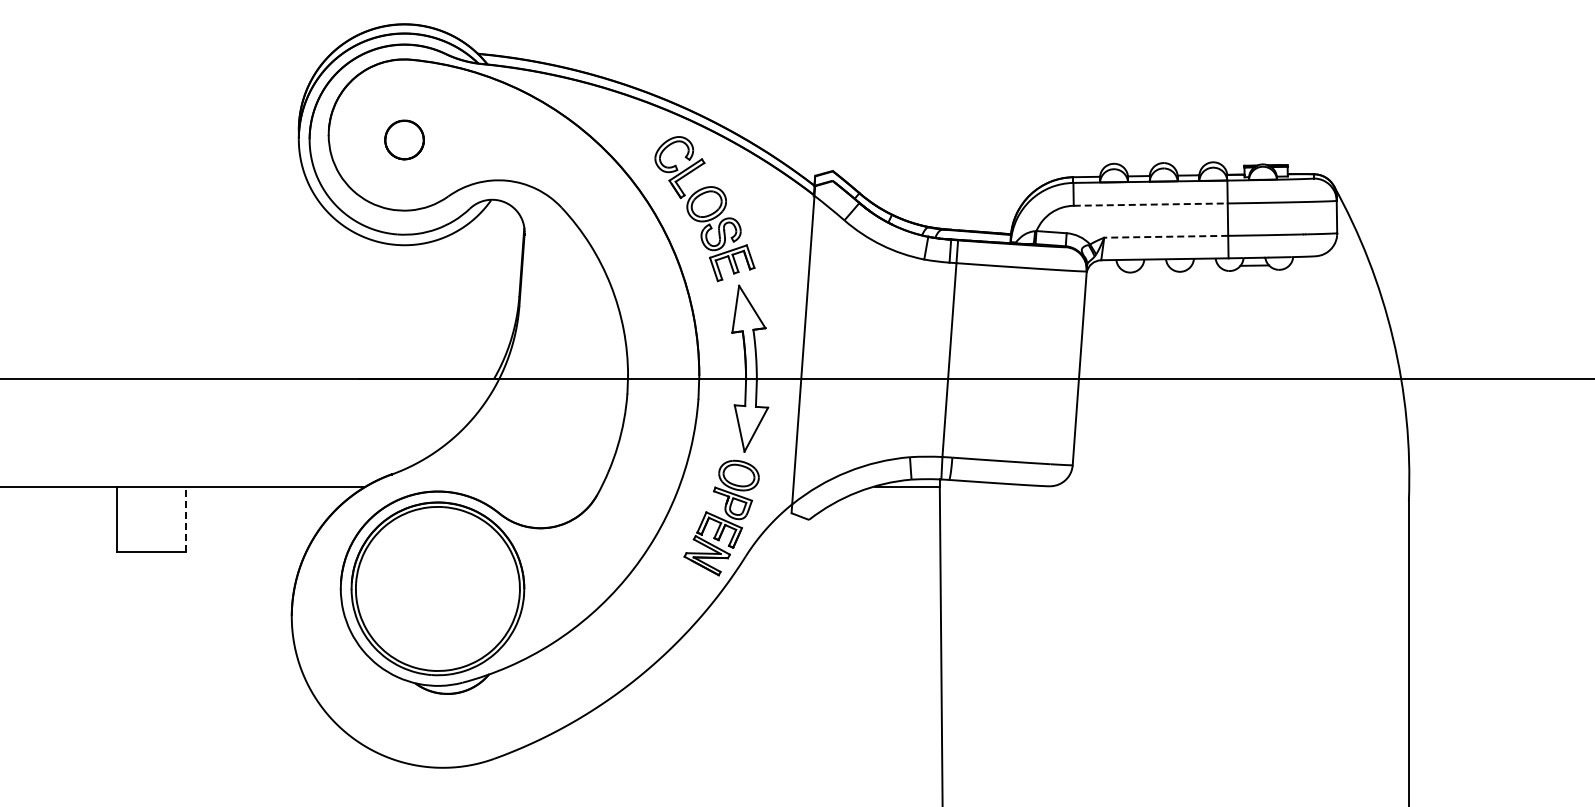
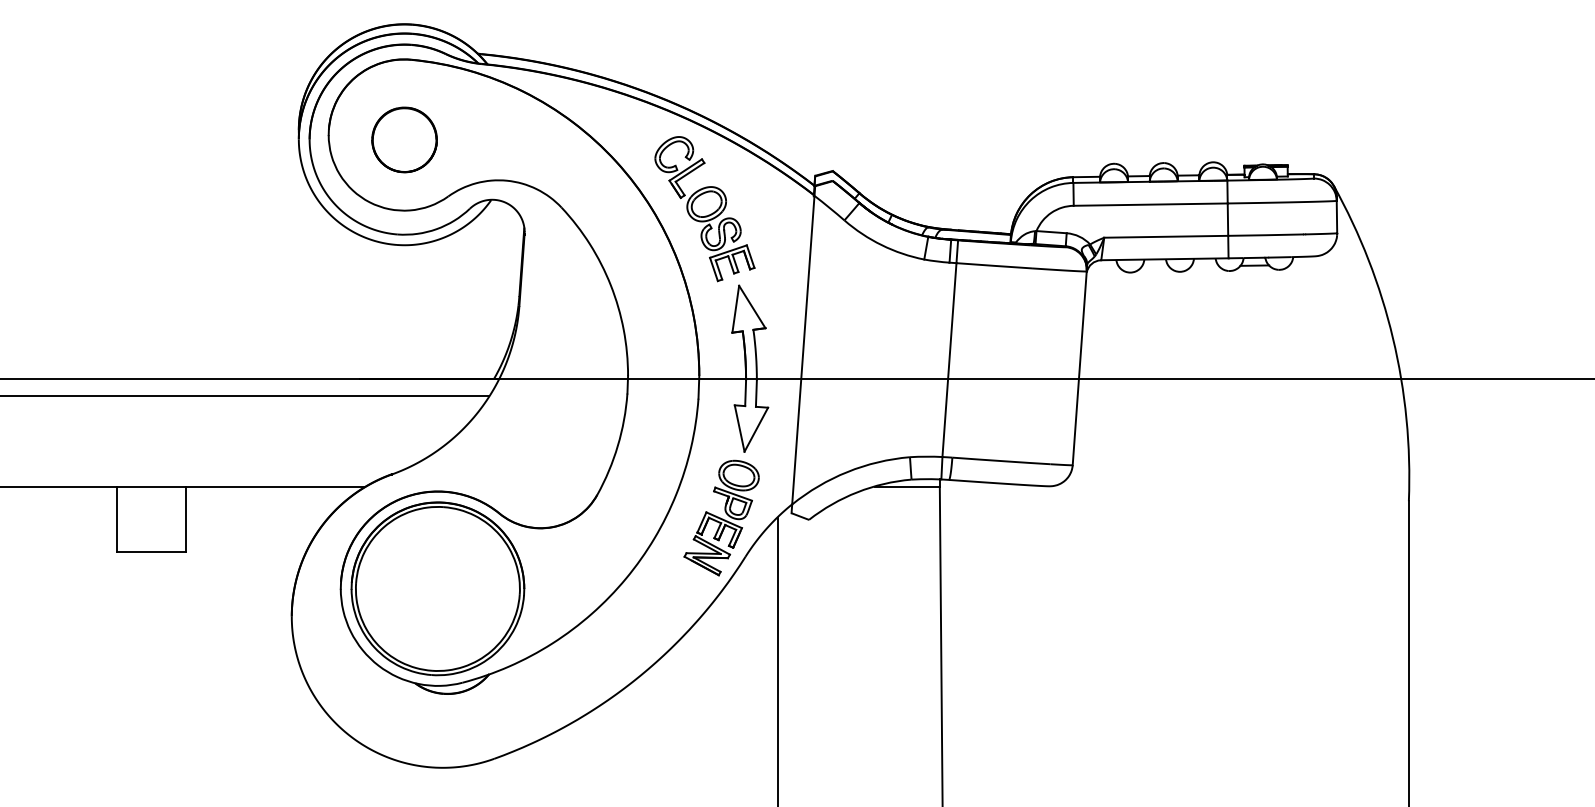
part size: 41x42 px -> 67x68 px (404, 139)
line: dashed -> solid (1150, 204)
line: dashed -> solid (1166, 236)
line: none -> present (245, 396)
line: dashed -> solid (186, 518)
line: none -> present (777, 660)
